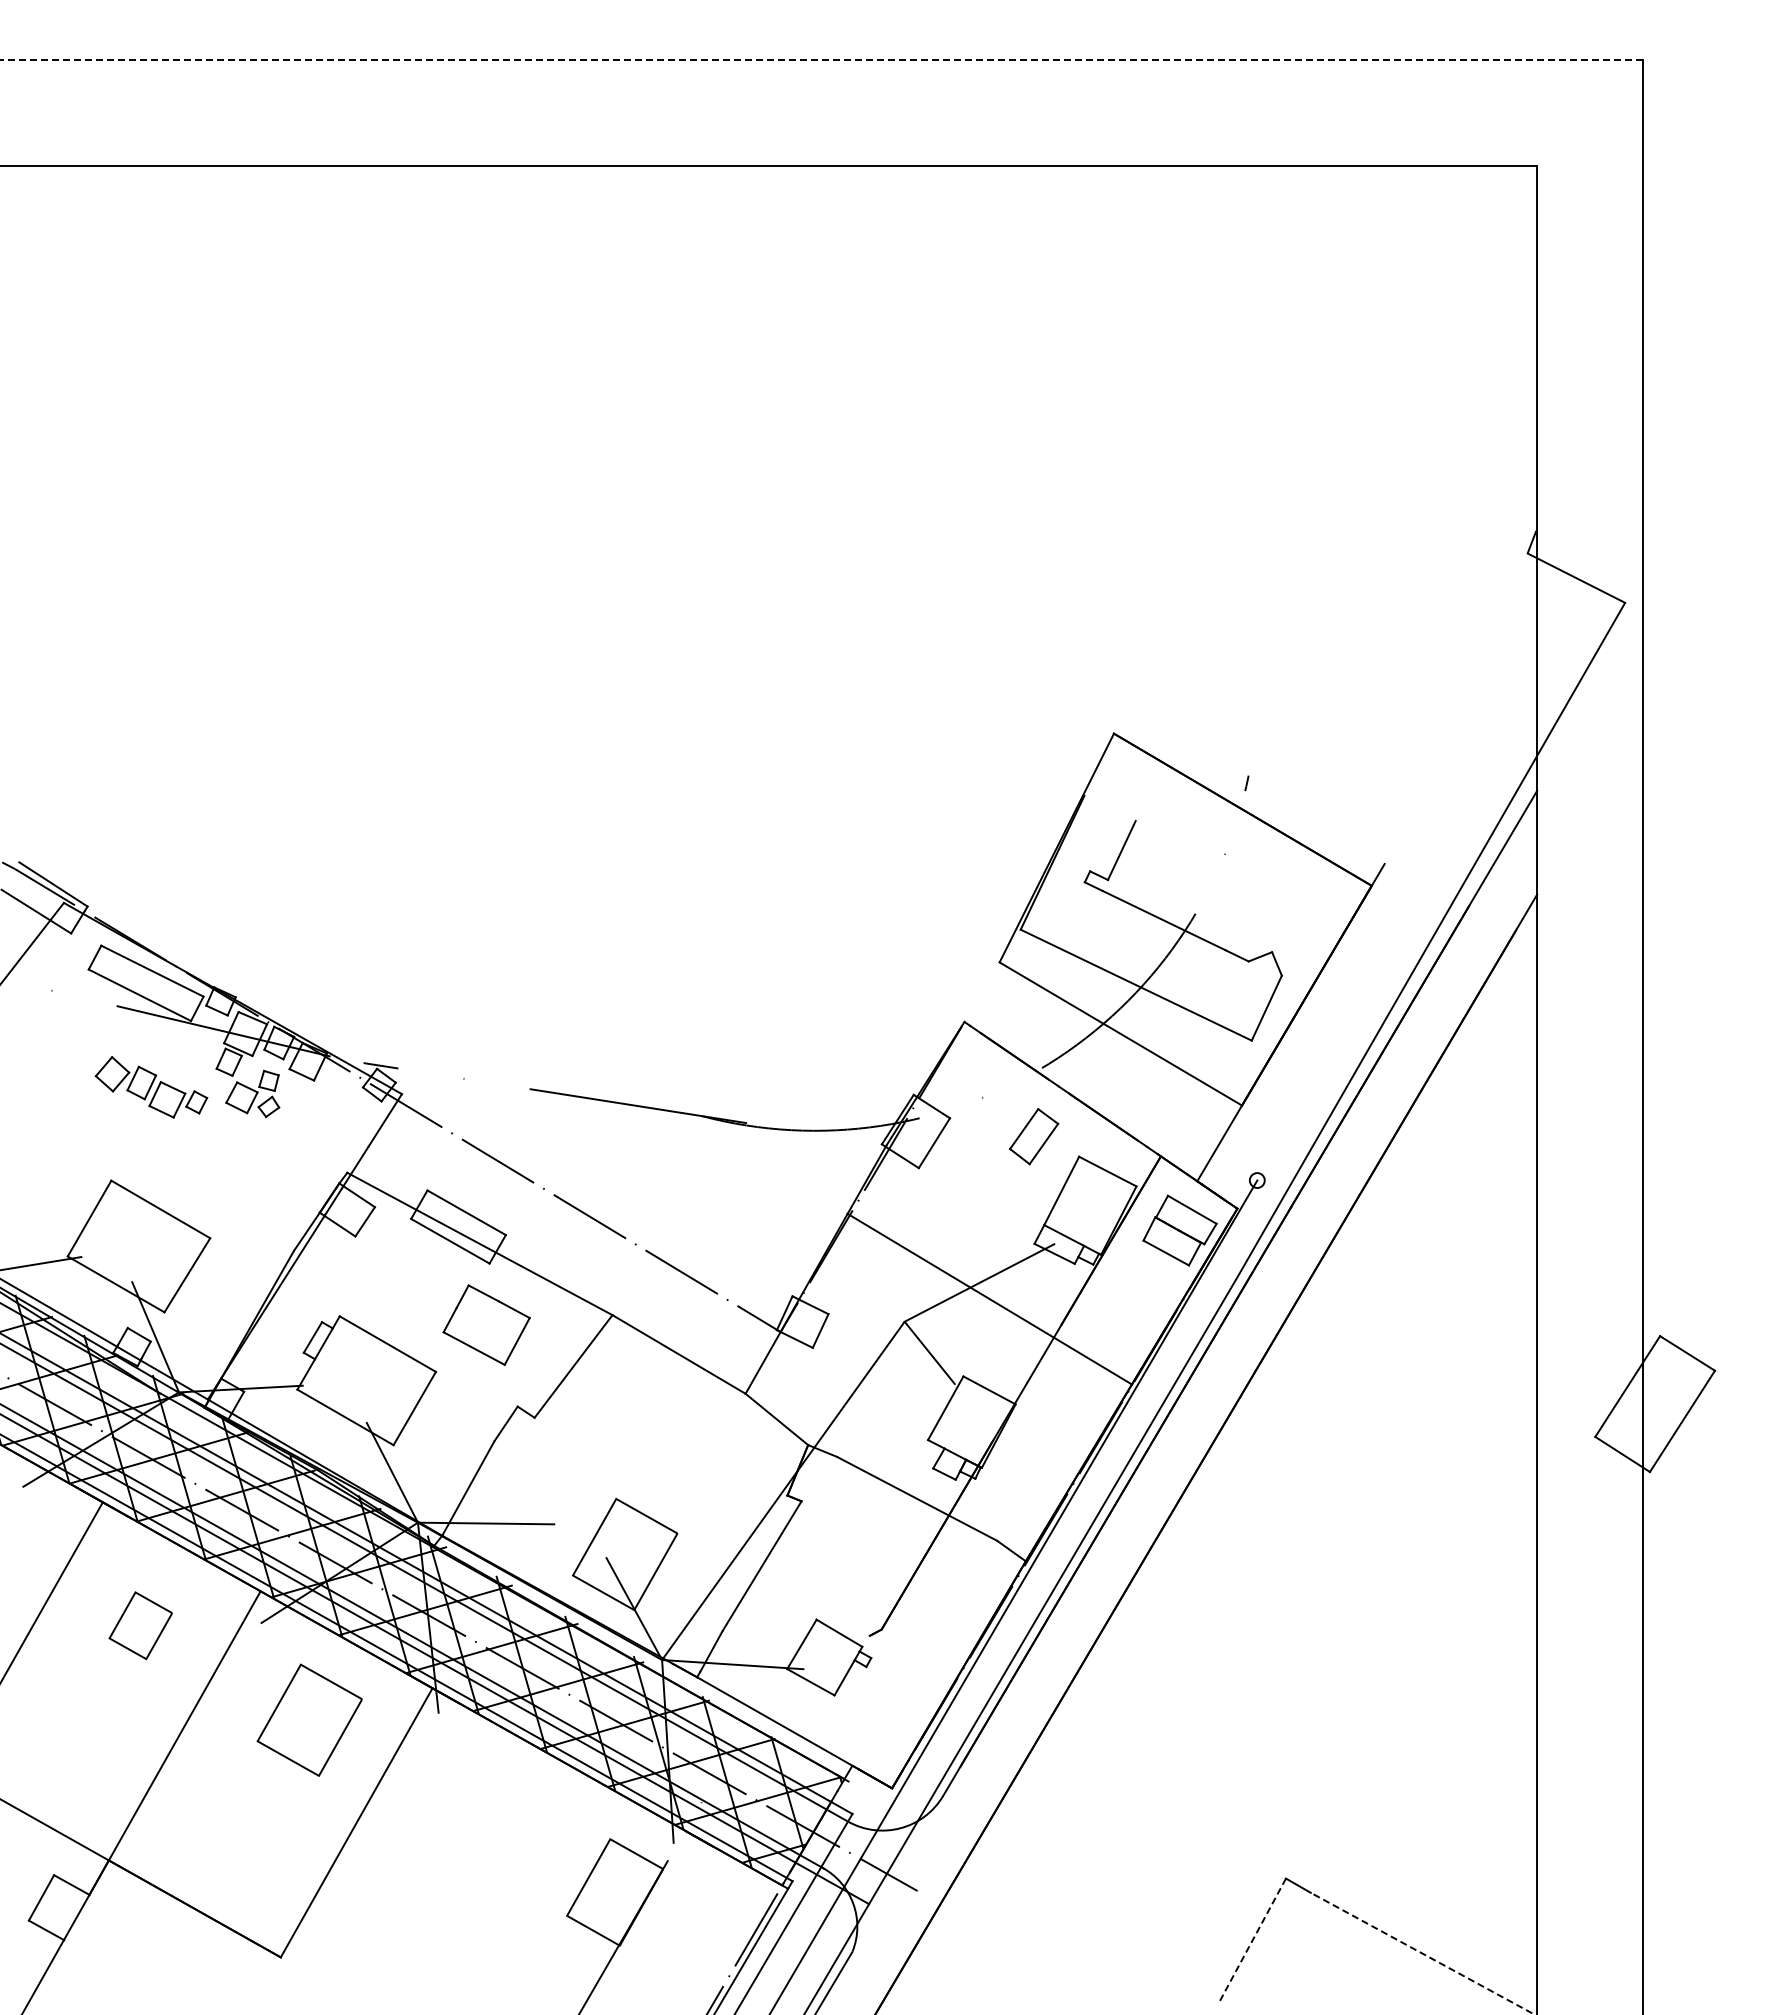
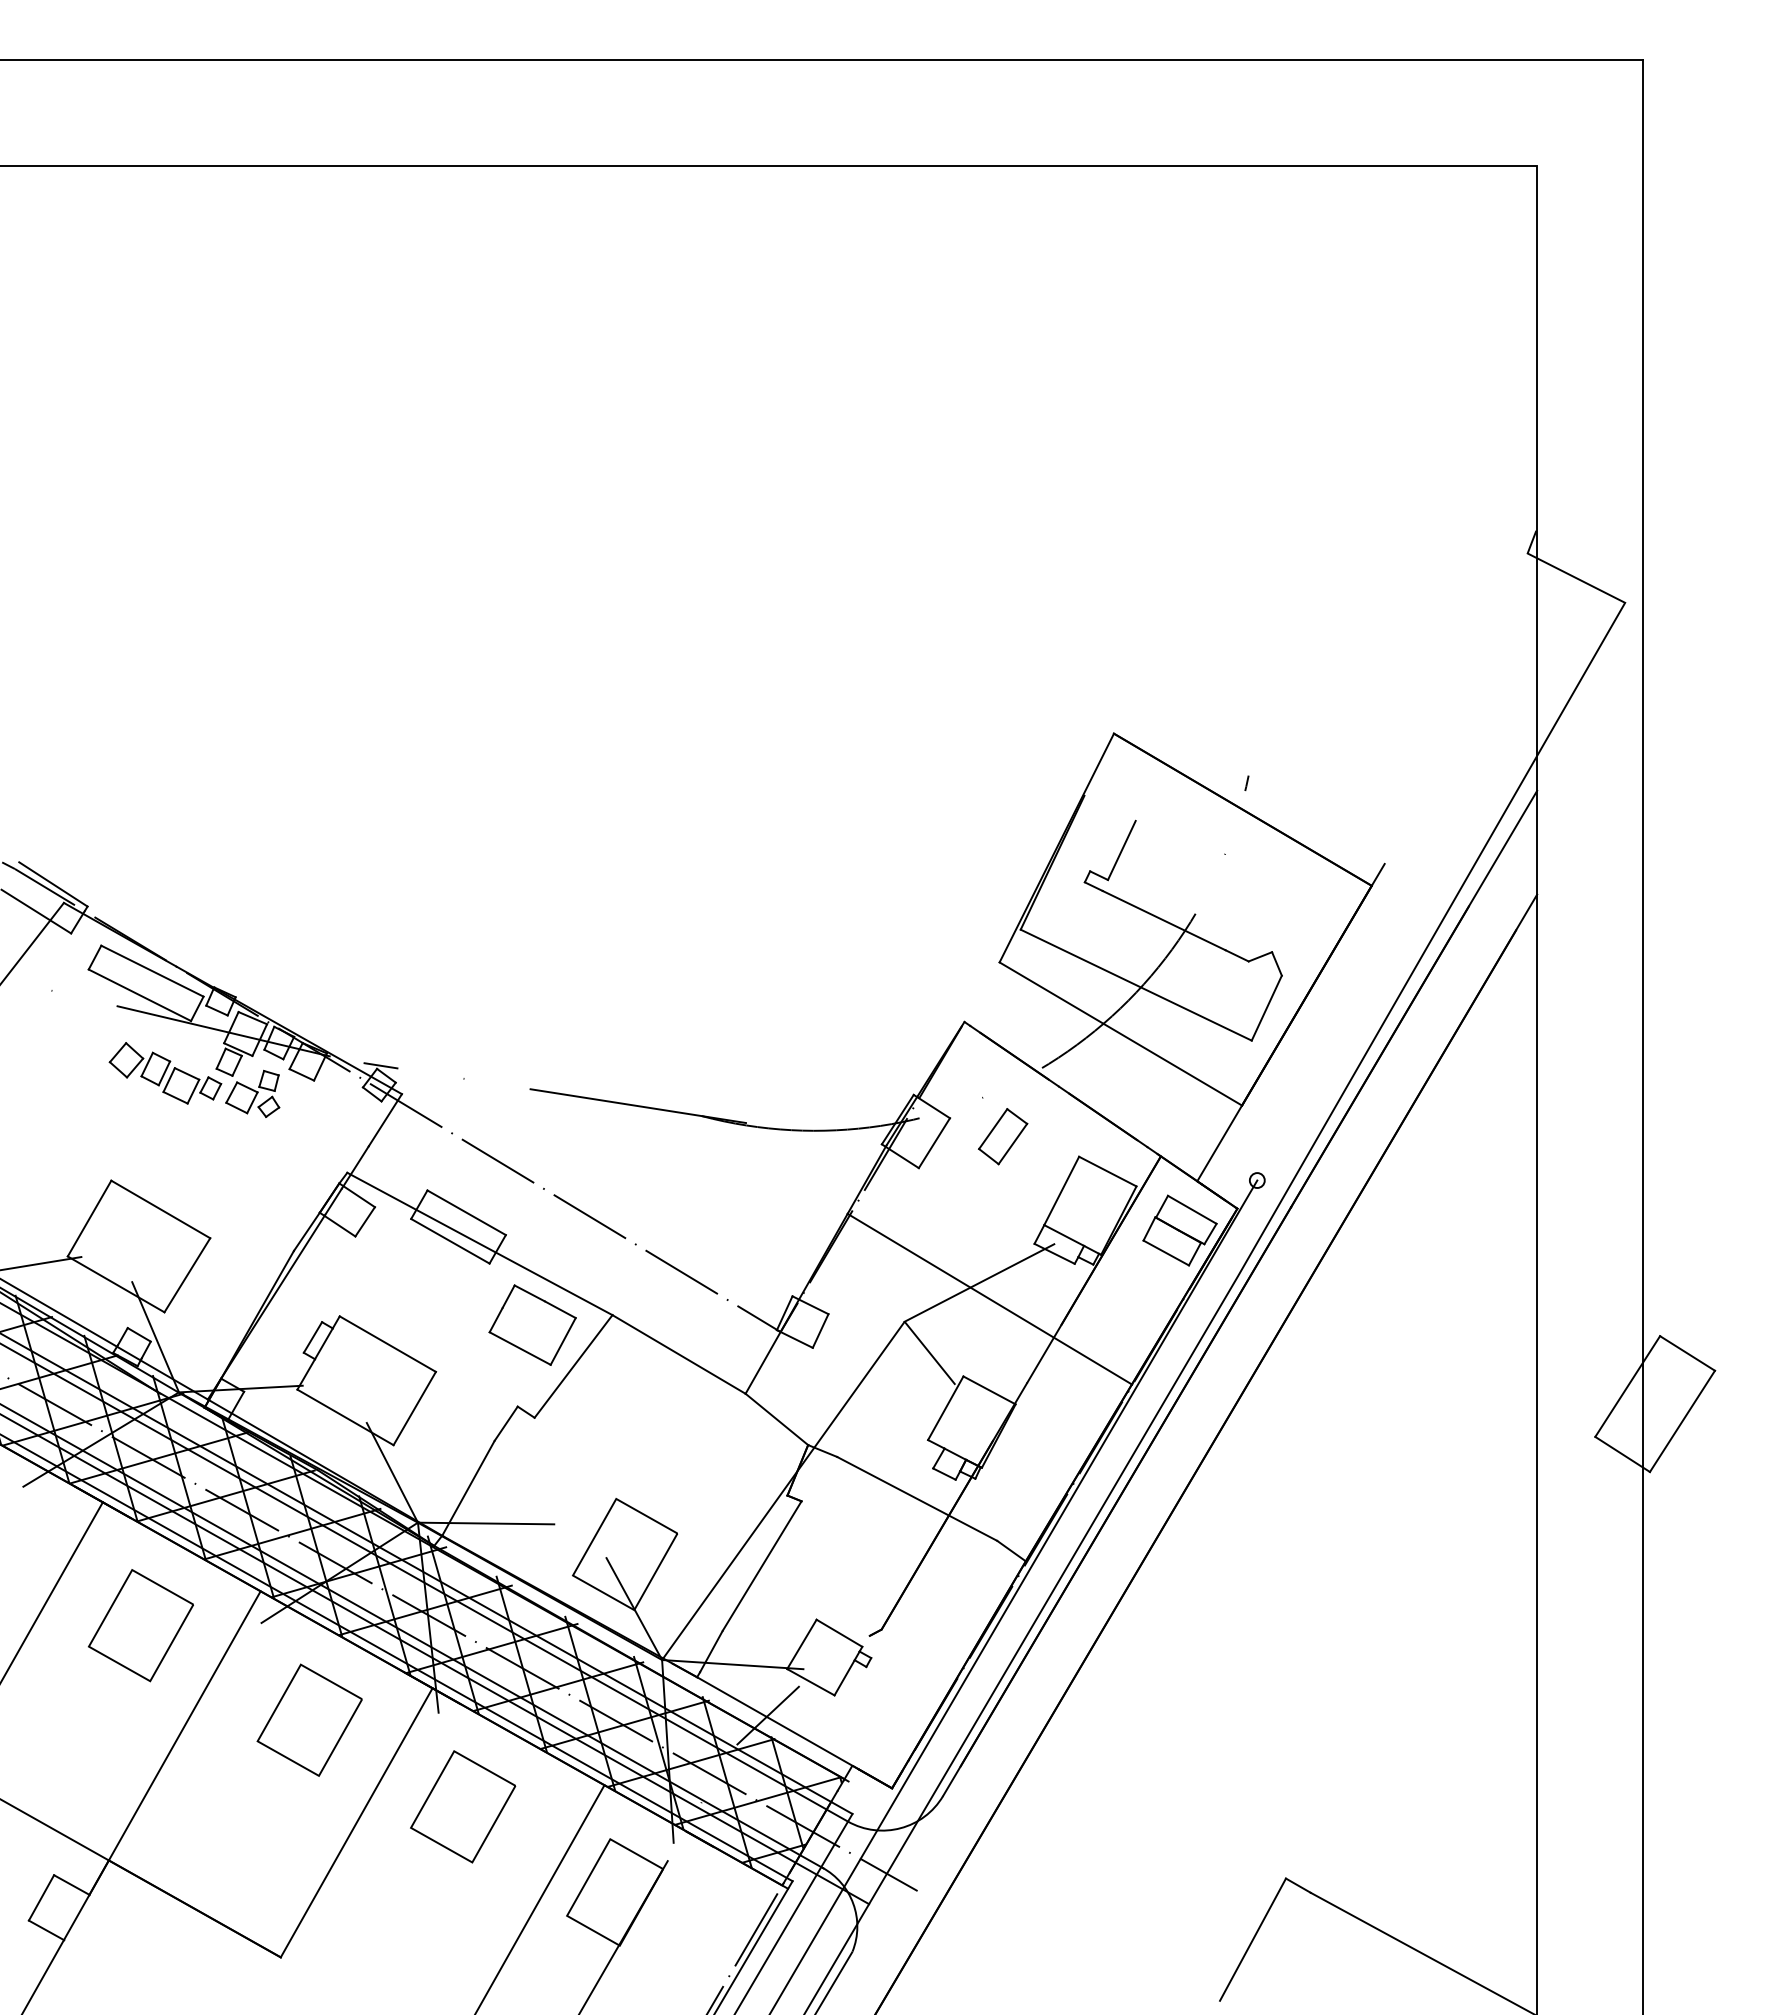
line: dashed -> solid (821, 60)
part position: (151, 1087) -> (165, 1073) (165, 1073)
part position: (1034, 1136) -> (1003, 1136) (1003, 1136)
part position: (486, 1324) -> (532, 1324) (532, 1324)
part size: 65x70 px -> 107x114 px (140, 1625)
line: none -> present (767, 1715)
part: none -> present (463, 1806)
line: none -> present (540, 1898)
line: dashed -> solid (1252, 1940)
line: dashed -> solid (1422, 1953)
